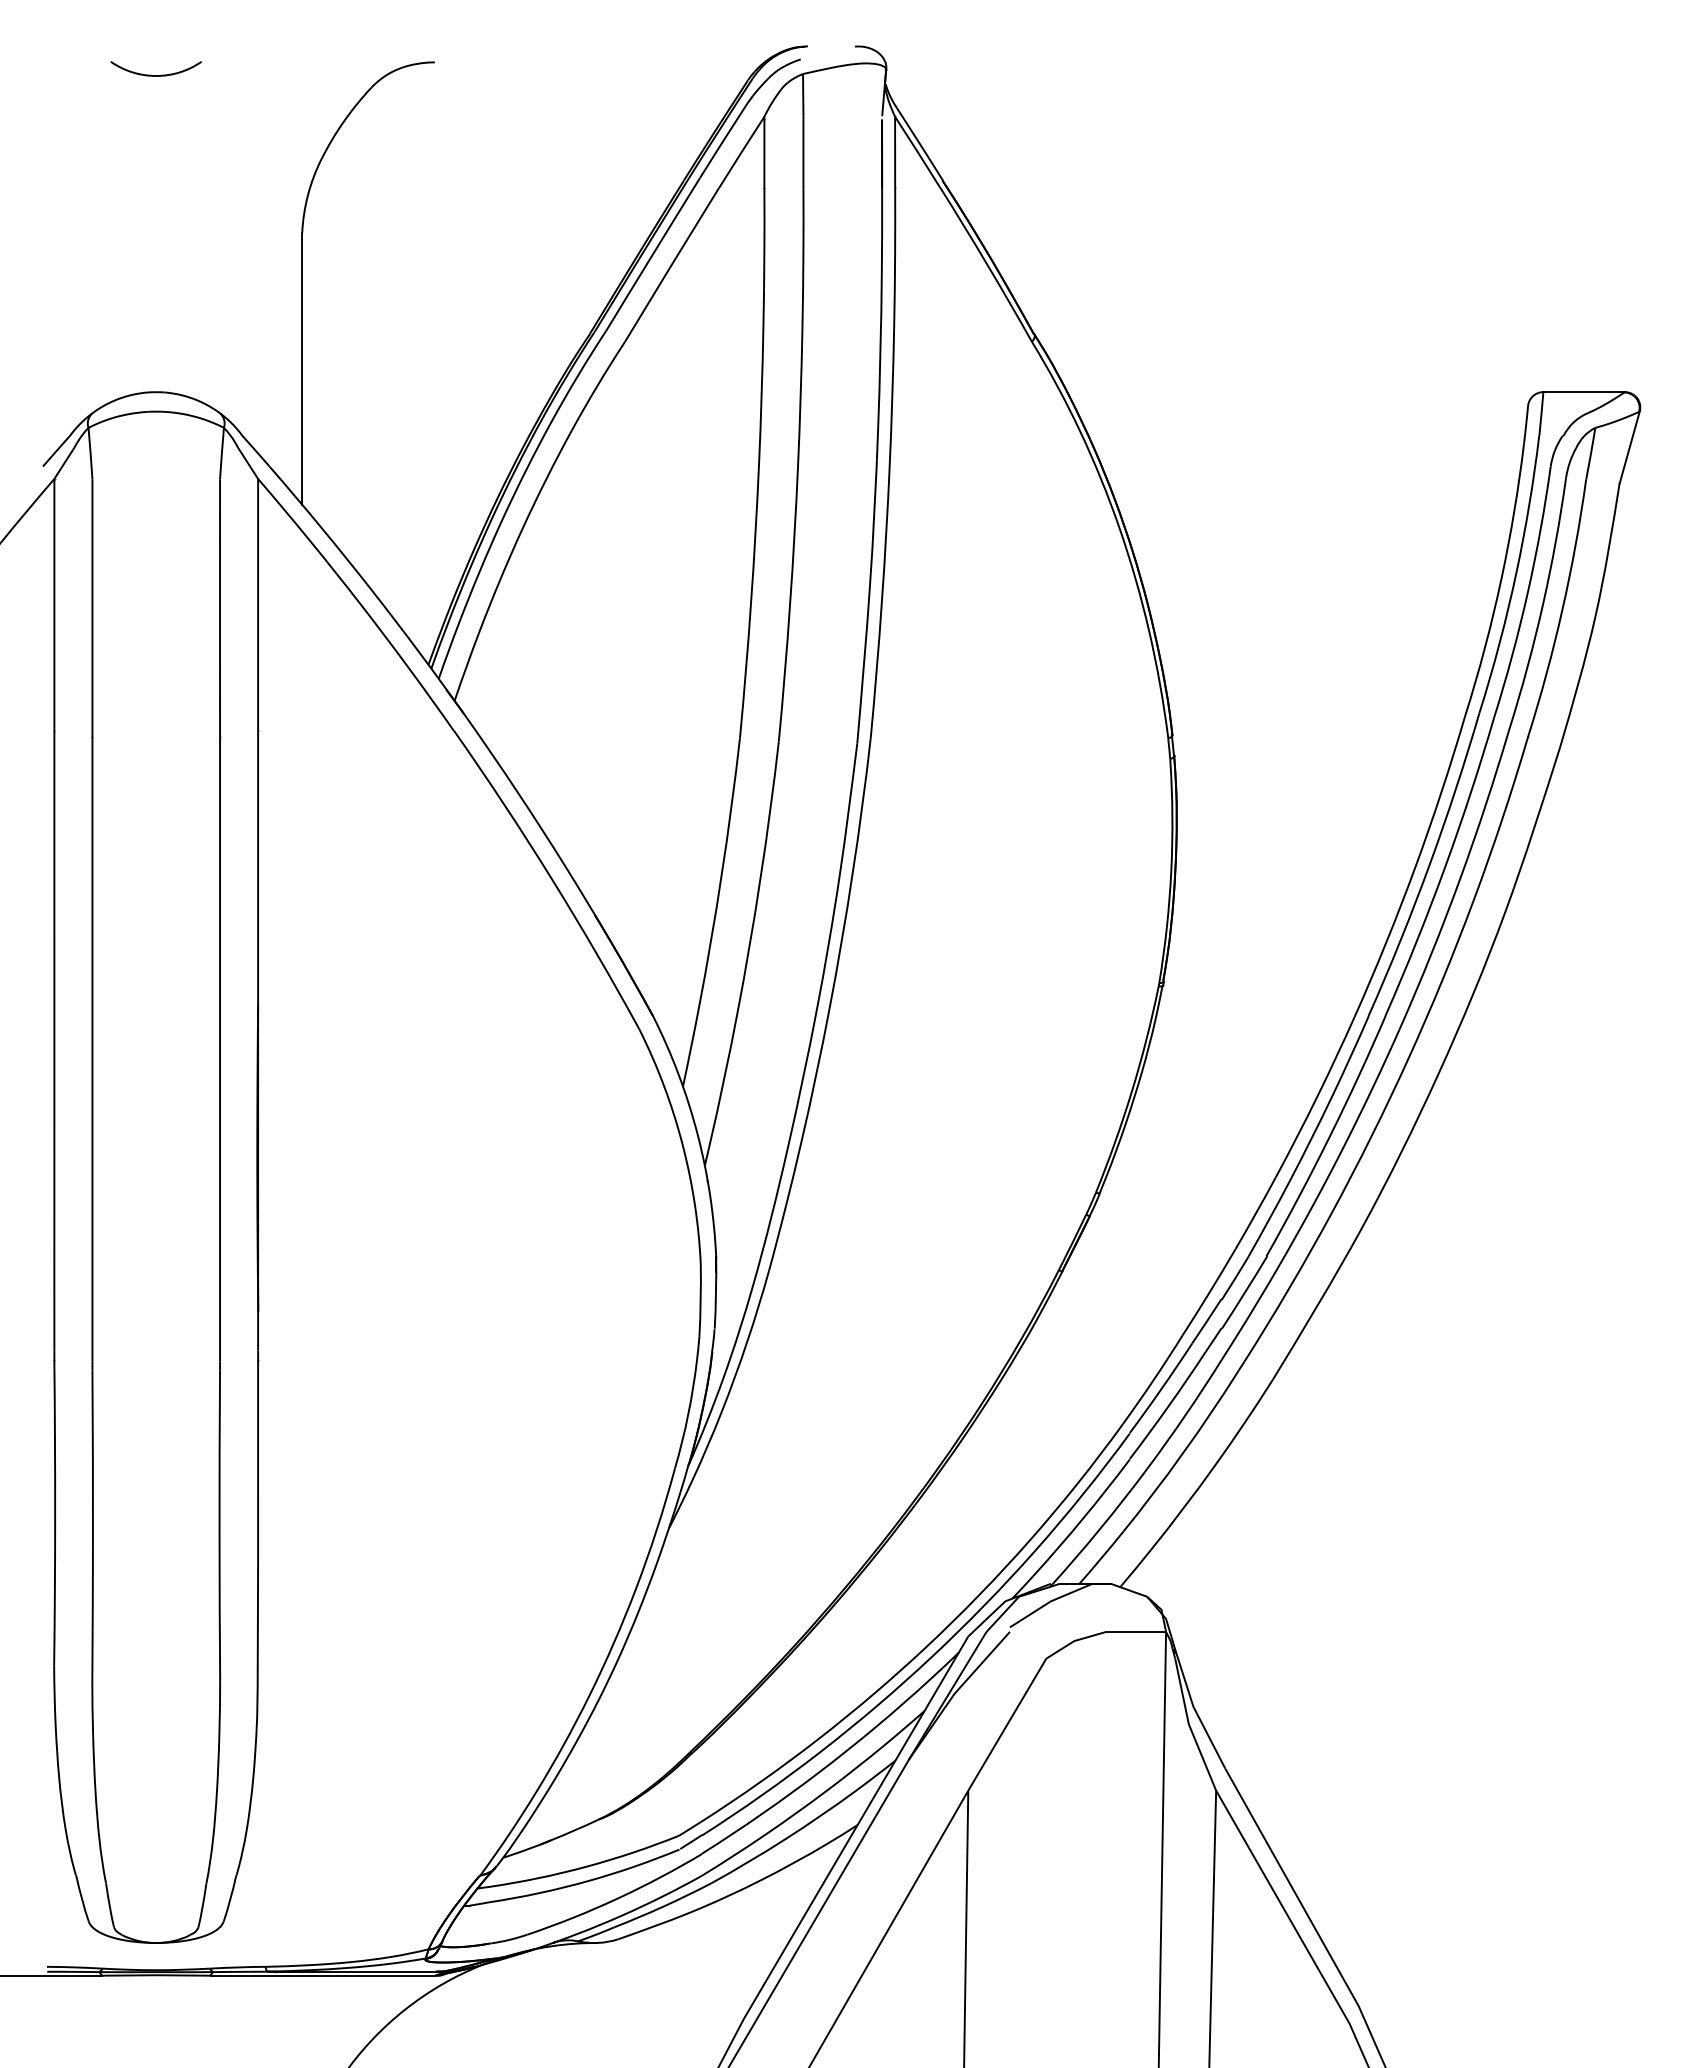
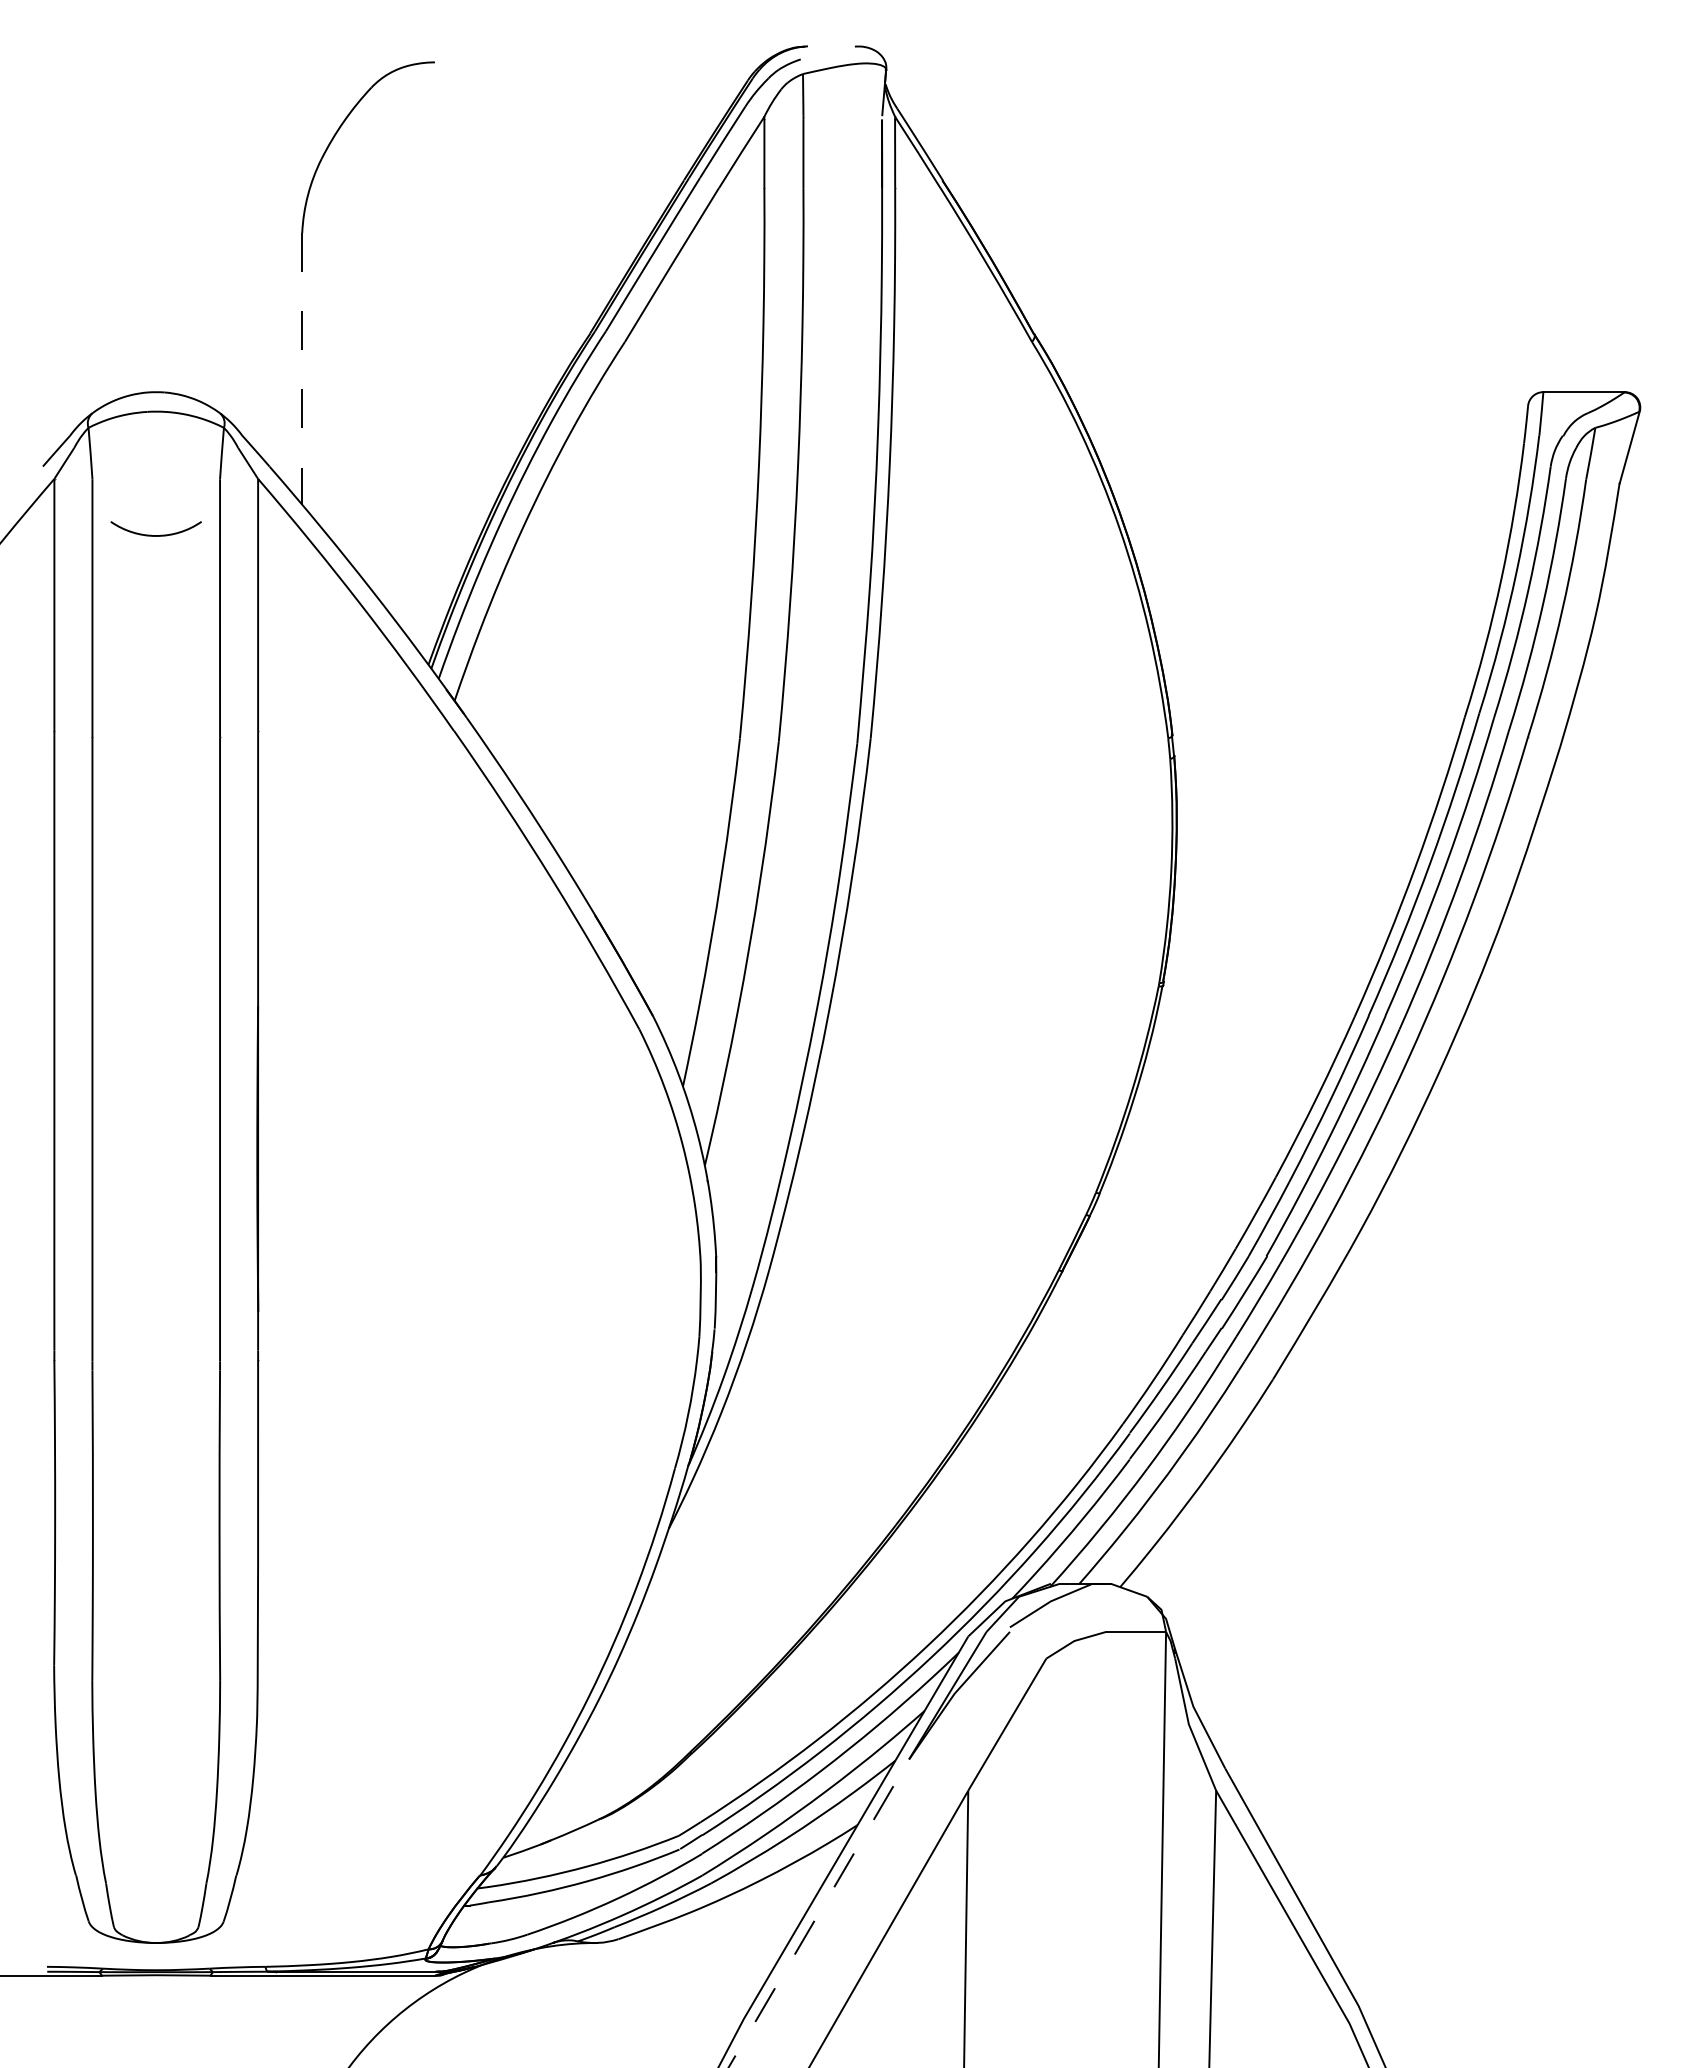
arc position: (155, 75) -> (155, 535) (155, 535)
line: solid -> dashed (302, 369)
line: solid -> dashed (818, 1913)
